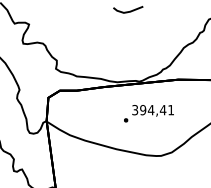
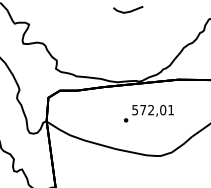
text: 394,41 -> 572,01 (149, 110)
